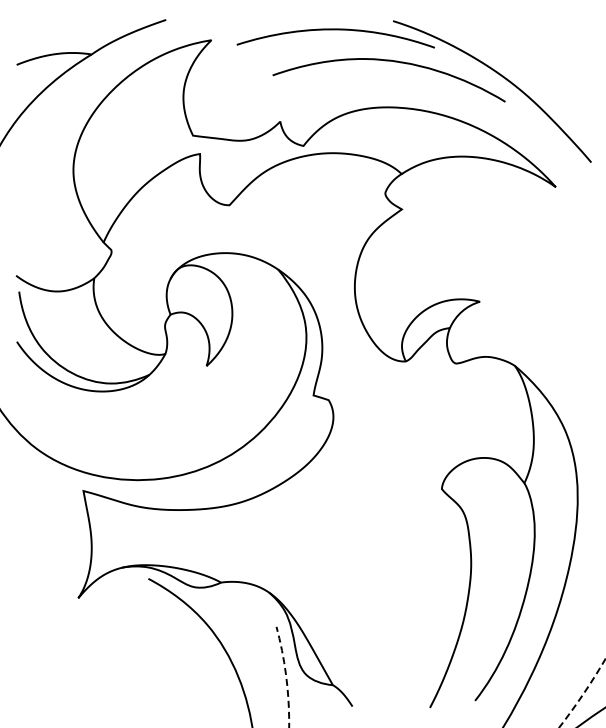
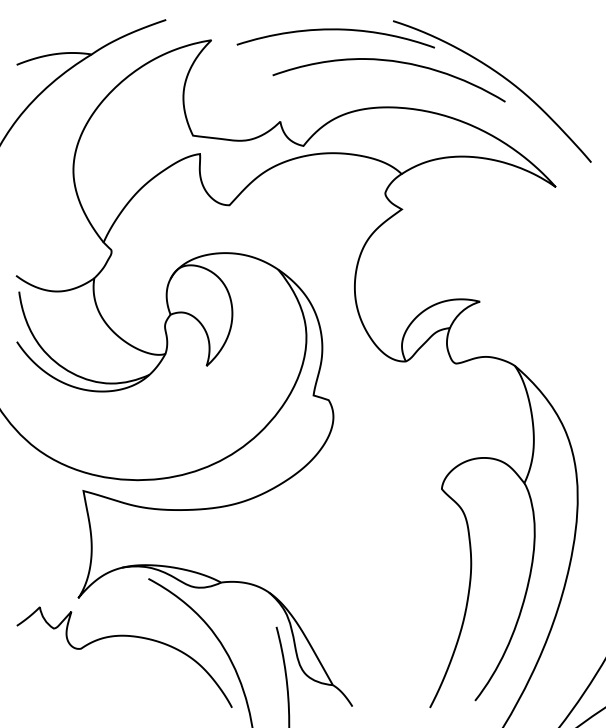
curve: none -> present (124, 636)
arc: dashed -> solid (286, 676)
arc: dashed -> solid (583, 693)
